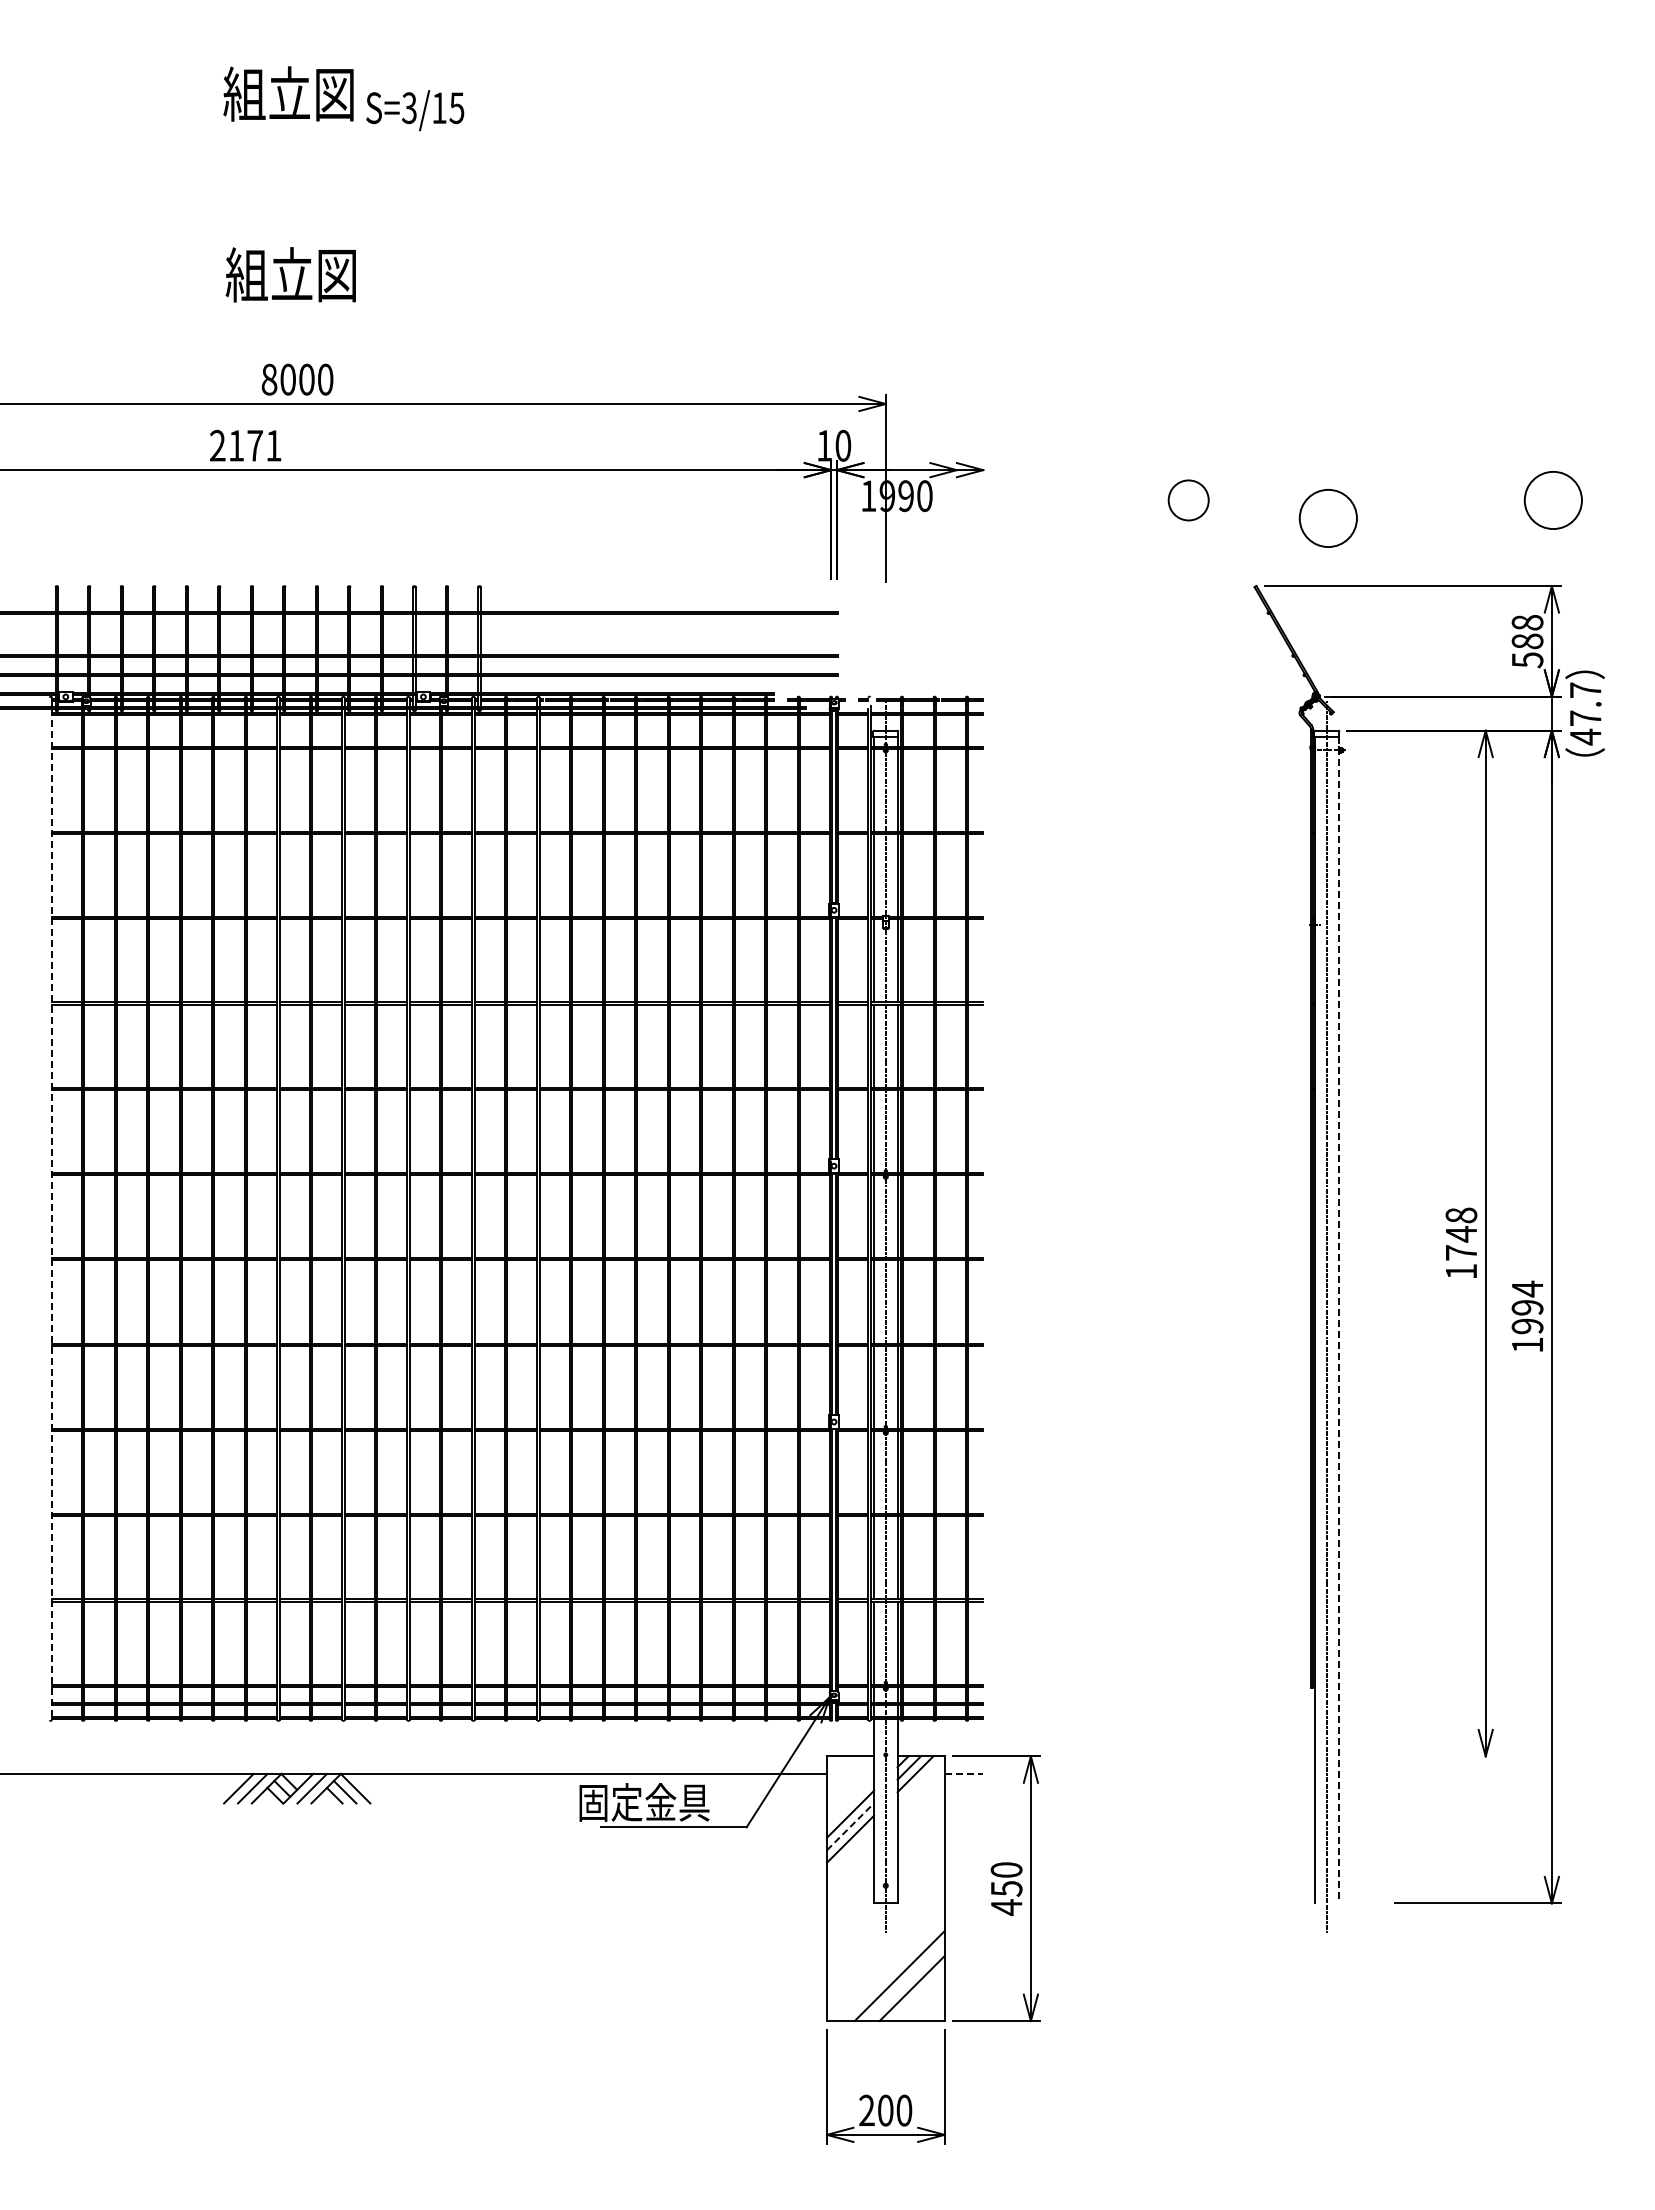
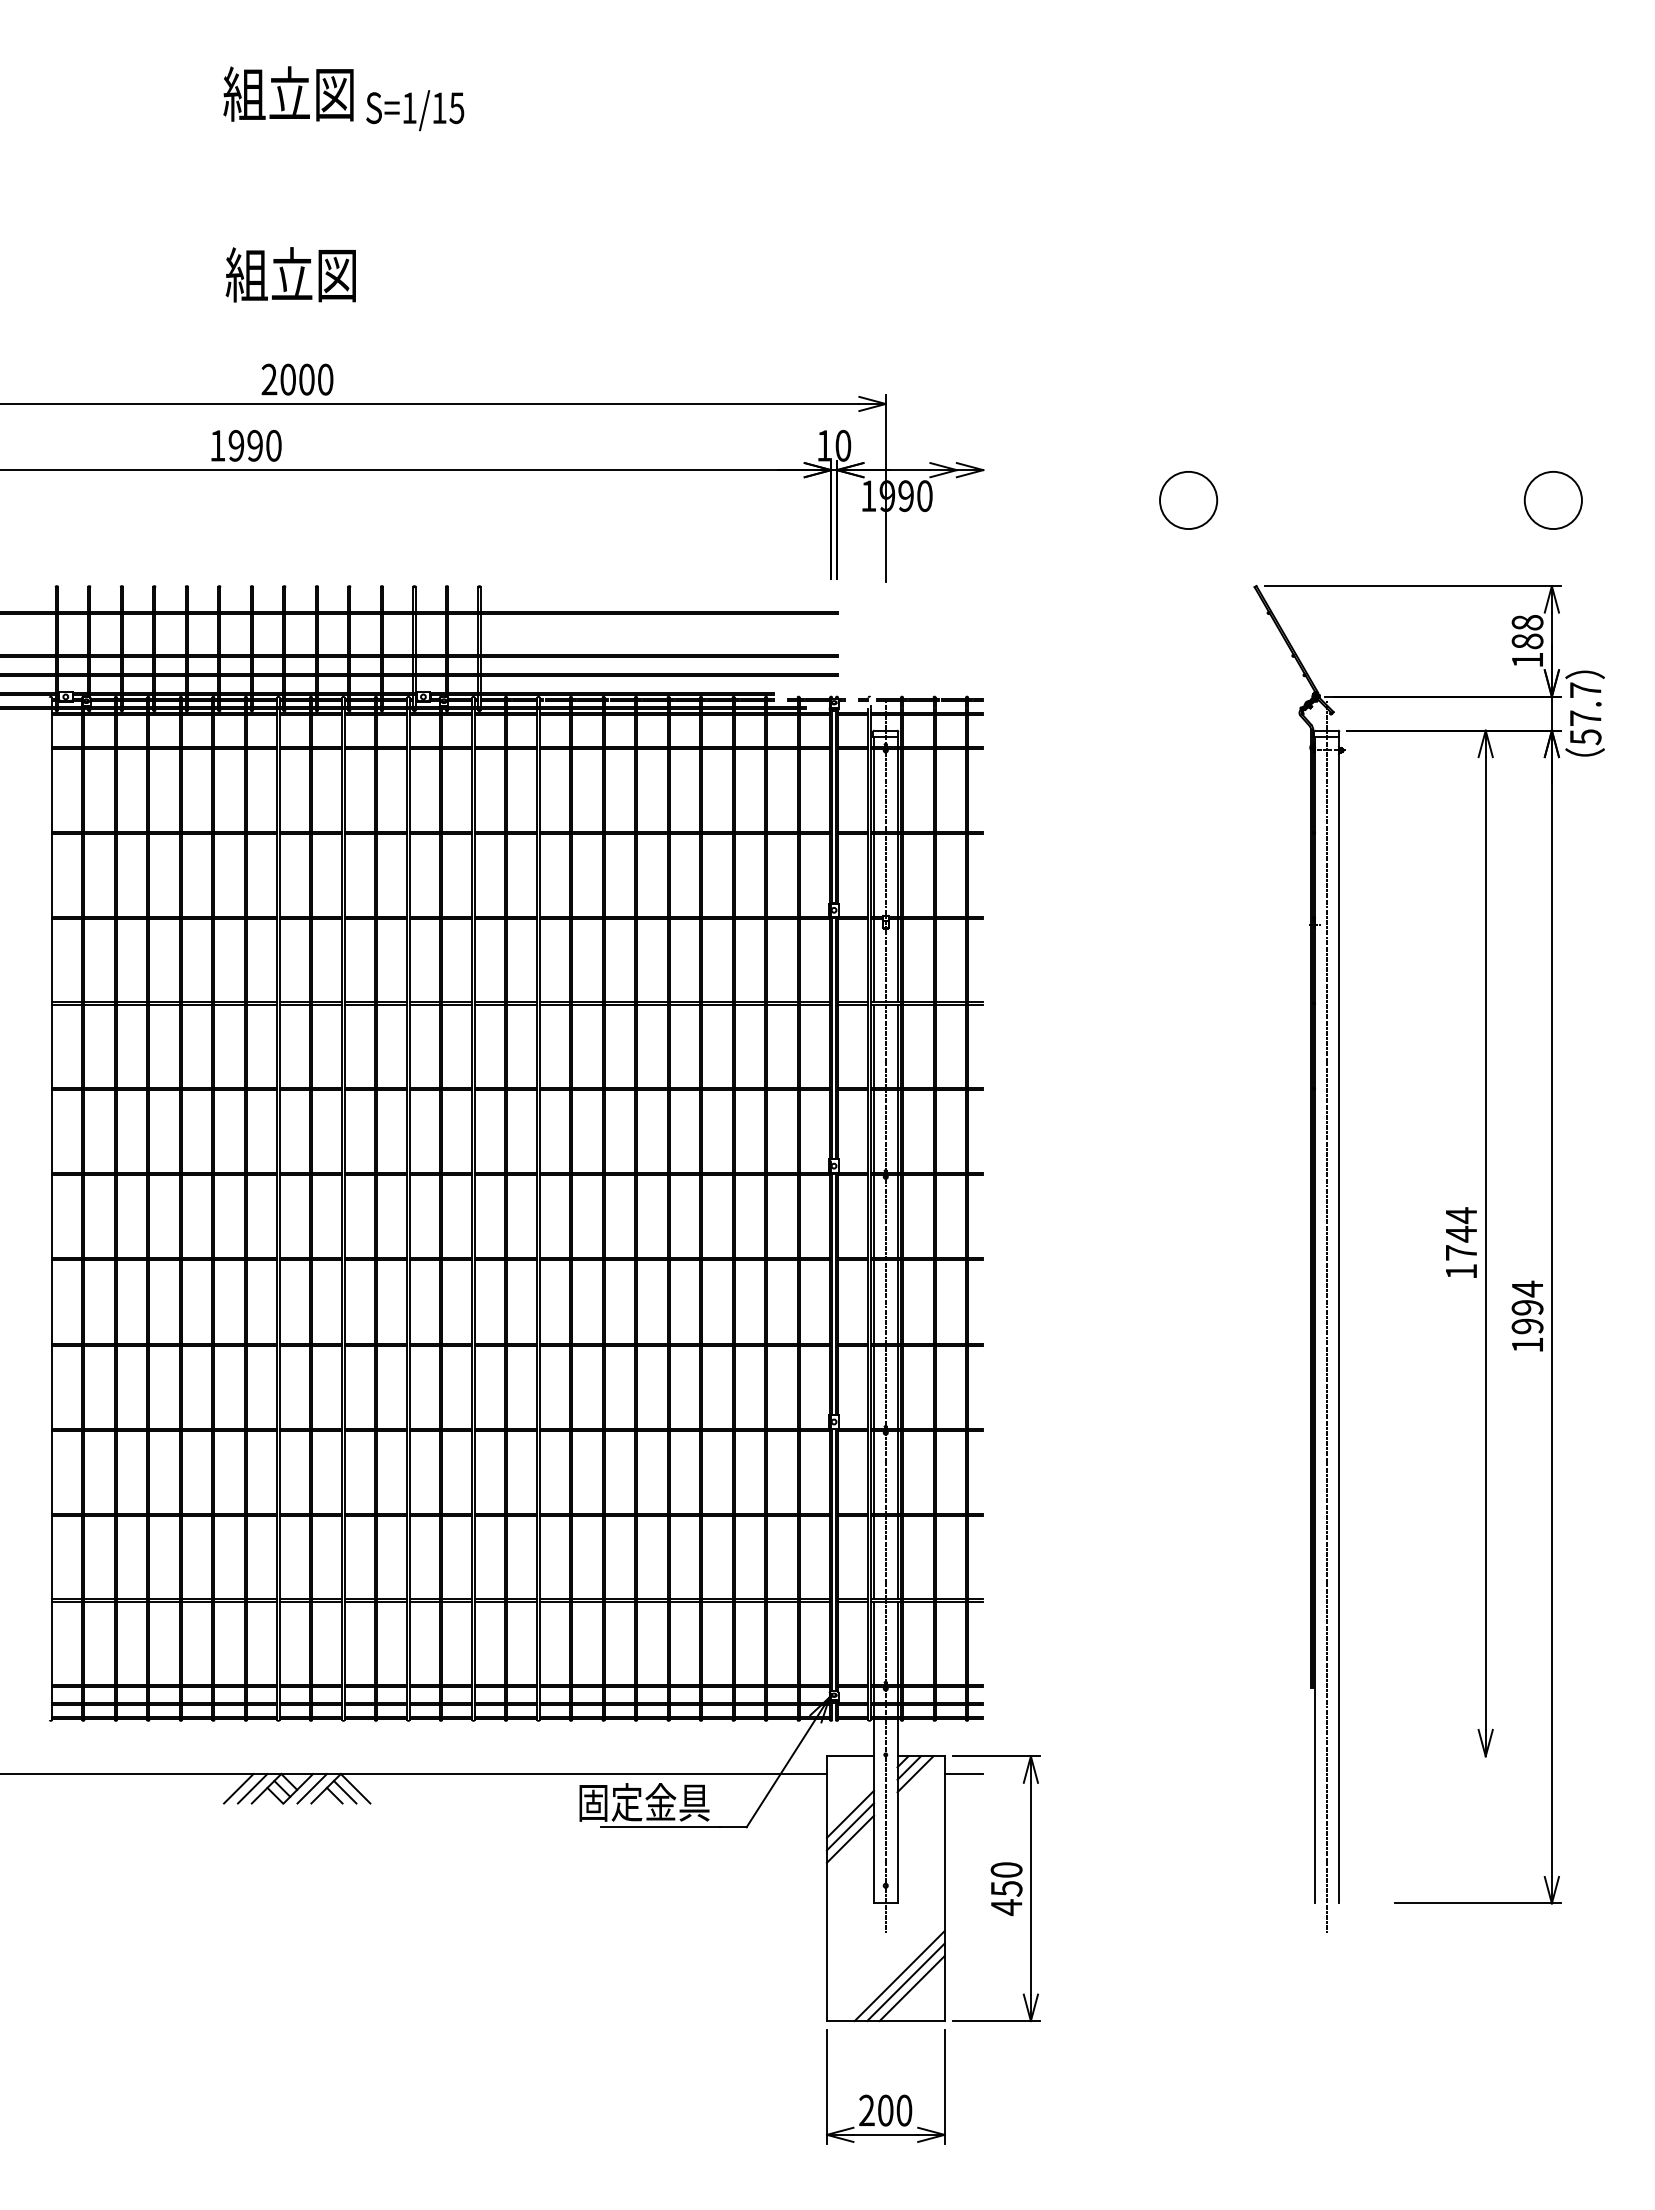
text: S=3/15 -> S=1/15 (409, 108)
text: 8000 -> 2000 (269, 379)
text: 2171 -> 1990 (245, 445)
circle size: 43x43 px -> 60x59 px (1188, 500)
circle: present -> none (1327, 518)
text: 588 -> 188 (1527, 660)
text: 47.7 -> 57.7 (1585, 736)
line: dashed -> solid (51, 1215)
text: 1748 -> 1744 (1461, 1215)
line: dashed -> solid (1338, 1320)
line: dashed -> solid (964, 1774)
line: dashed -> solid (850, 1826)
line: none -> present (905, 1982)
